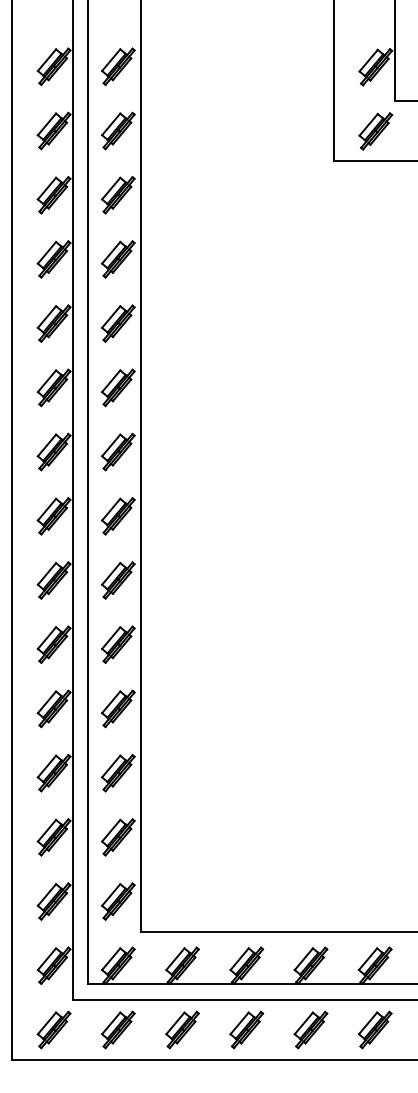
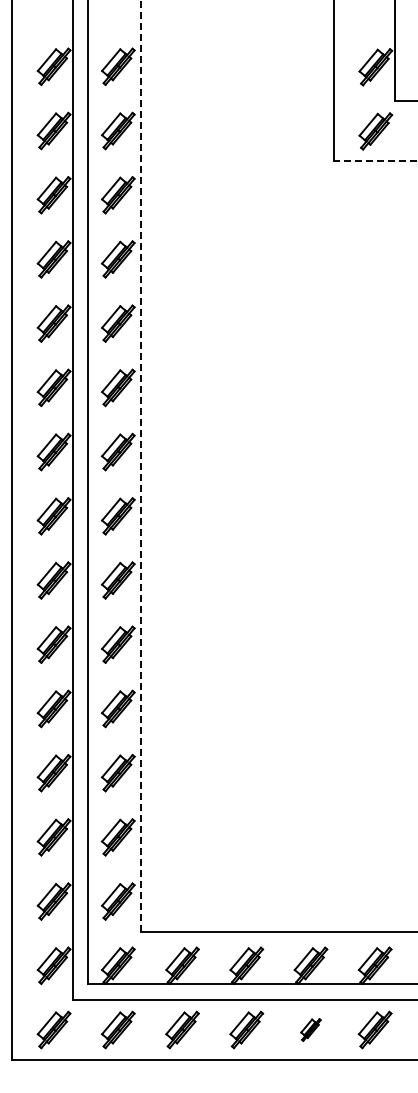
line: solid -> dashed (375, 161)
line: solid -> dashed (140, 465)
part size: 36x40 px -> 22x24 px (310, 1029)
